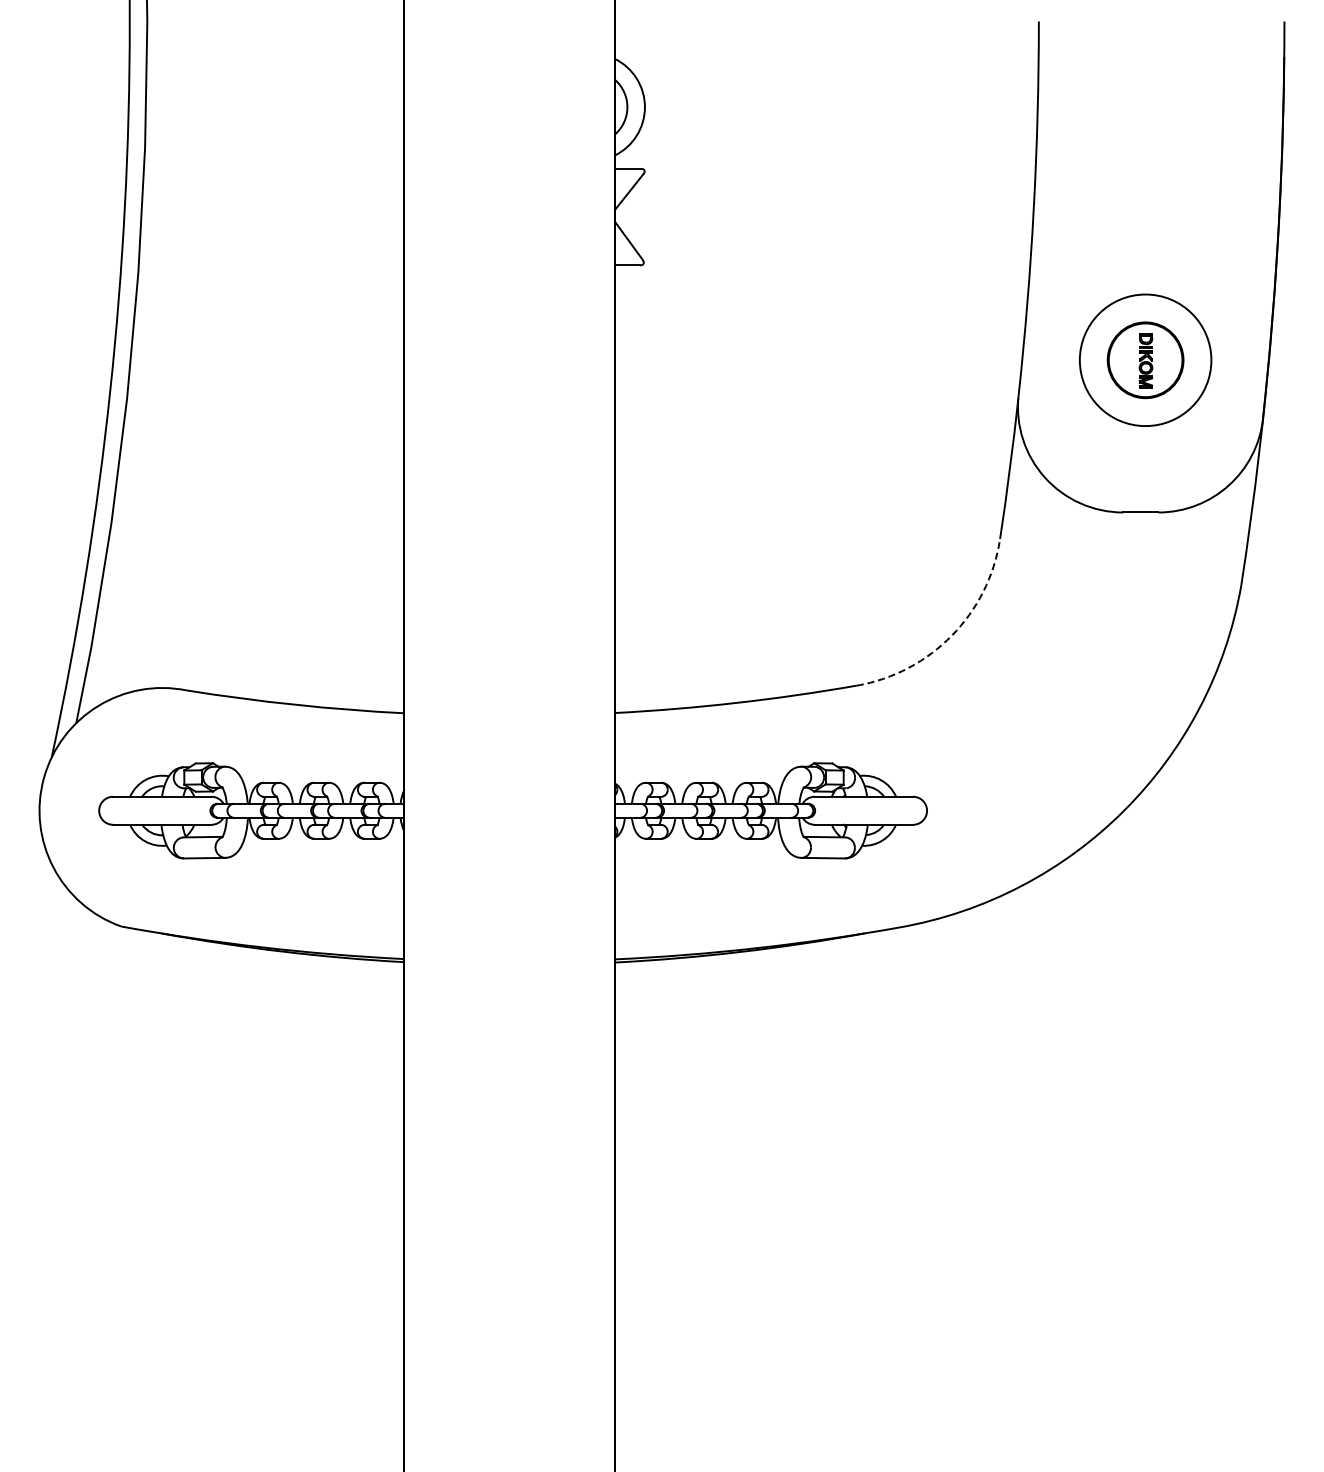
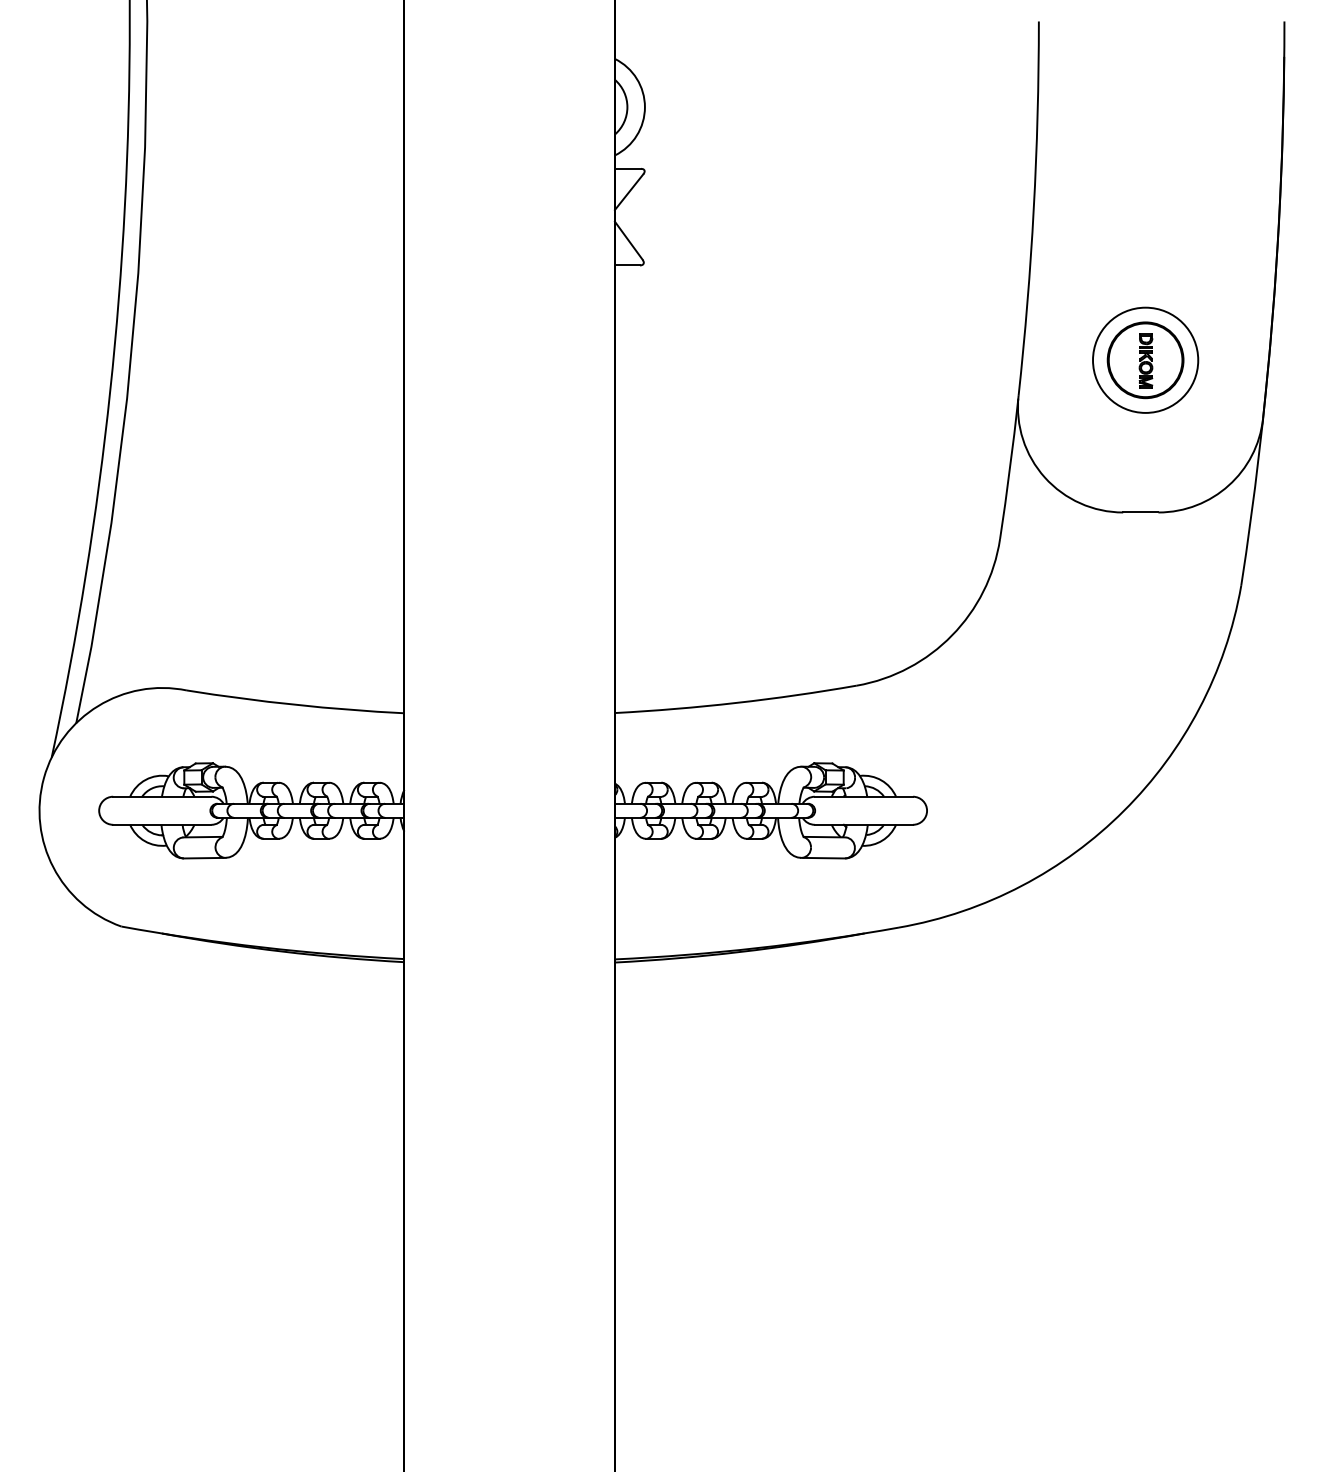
circle diameter: 132 px -> 105 px (1145, 359)
arc: dashed -> solid (952, 635)
